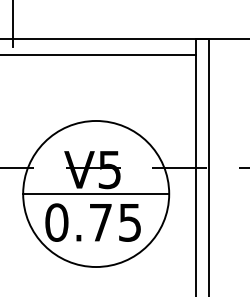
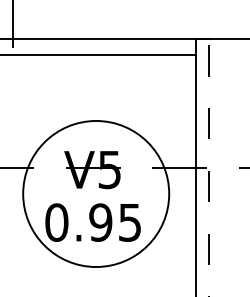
line: solid -> dashed (208, 167)
line: present -> none (96, 194)
text: 0.75 -> 0.95 (100, 222)
